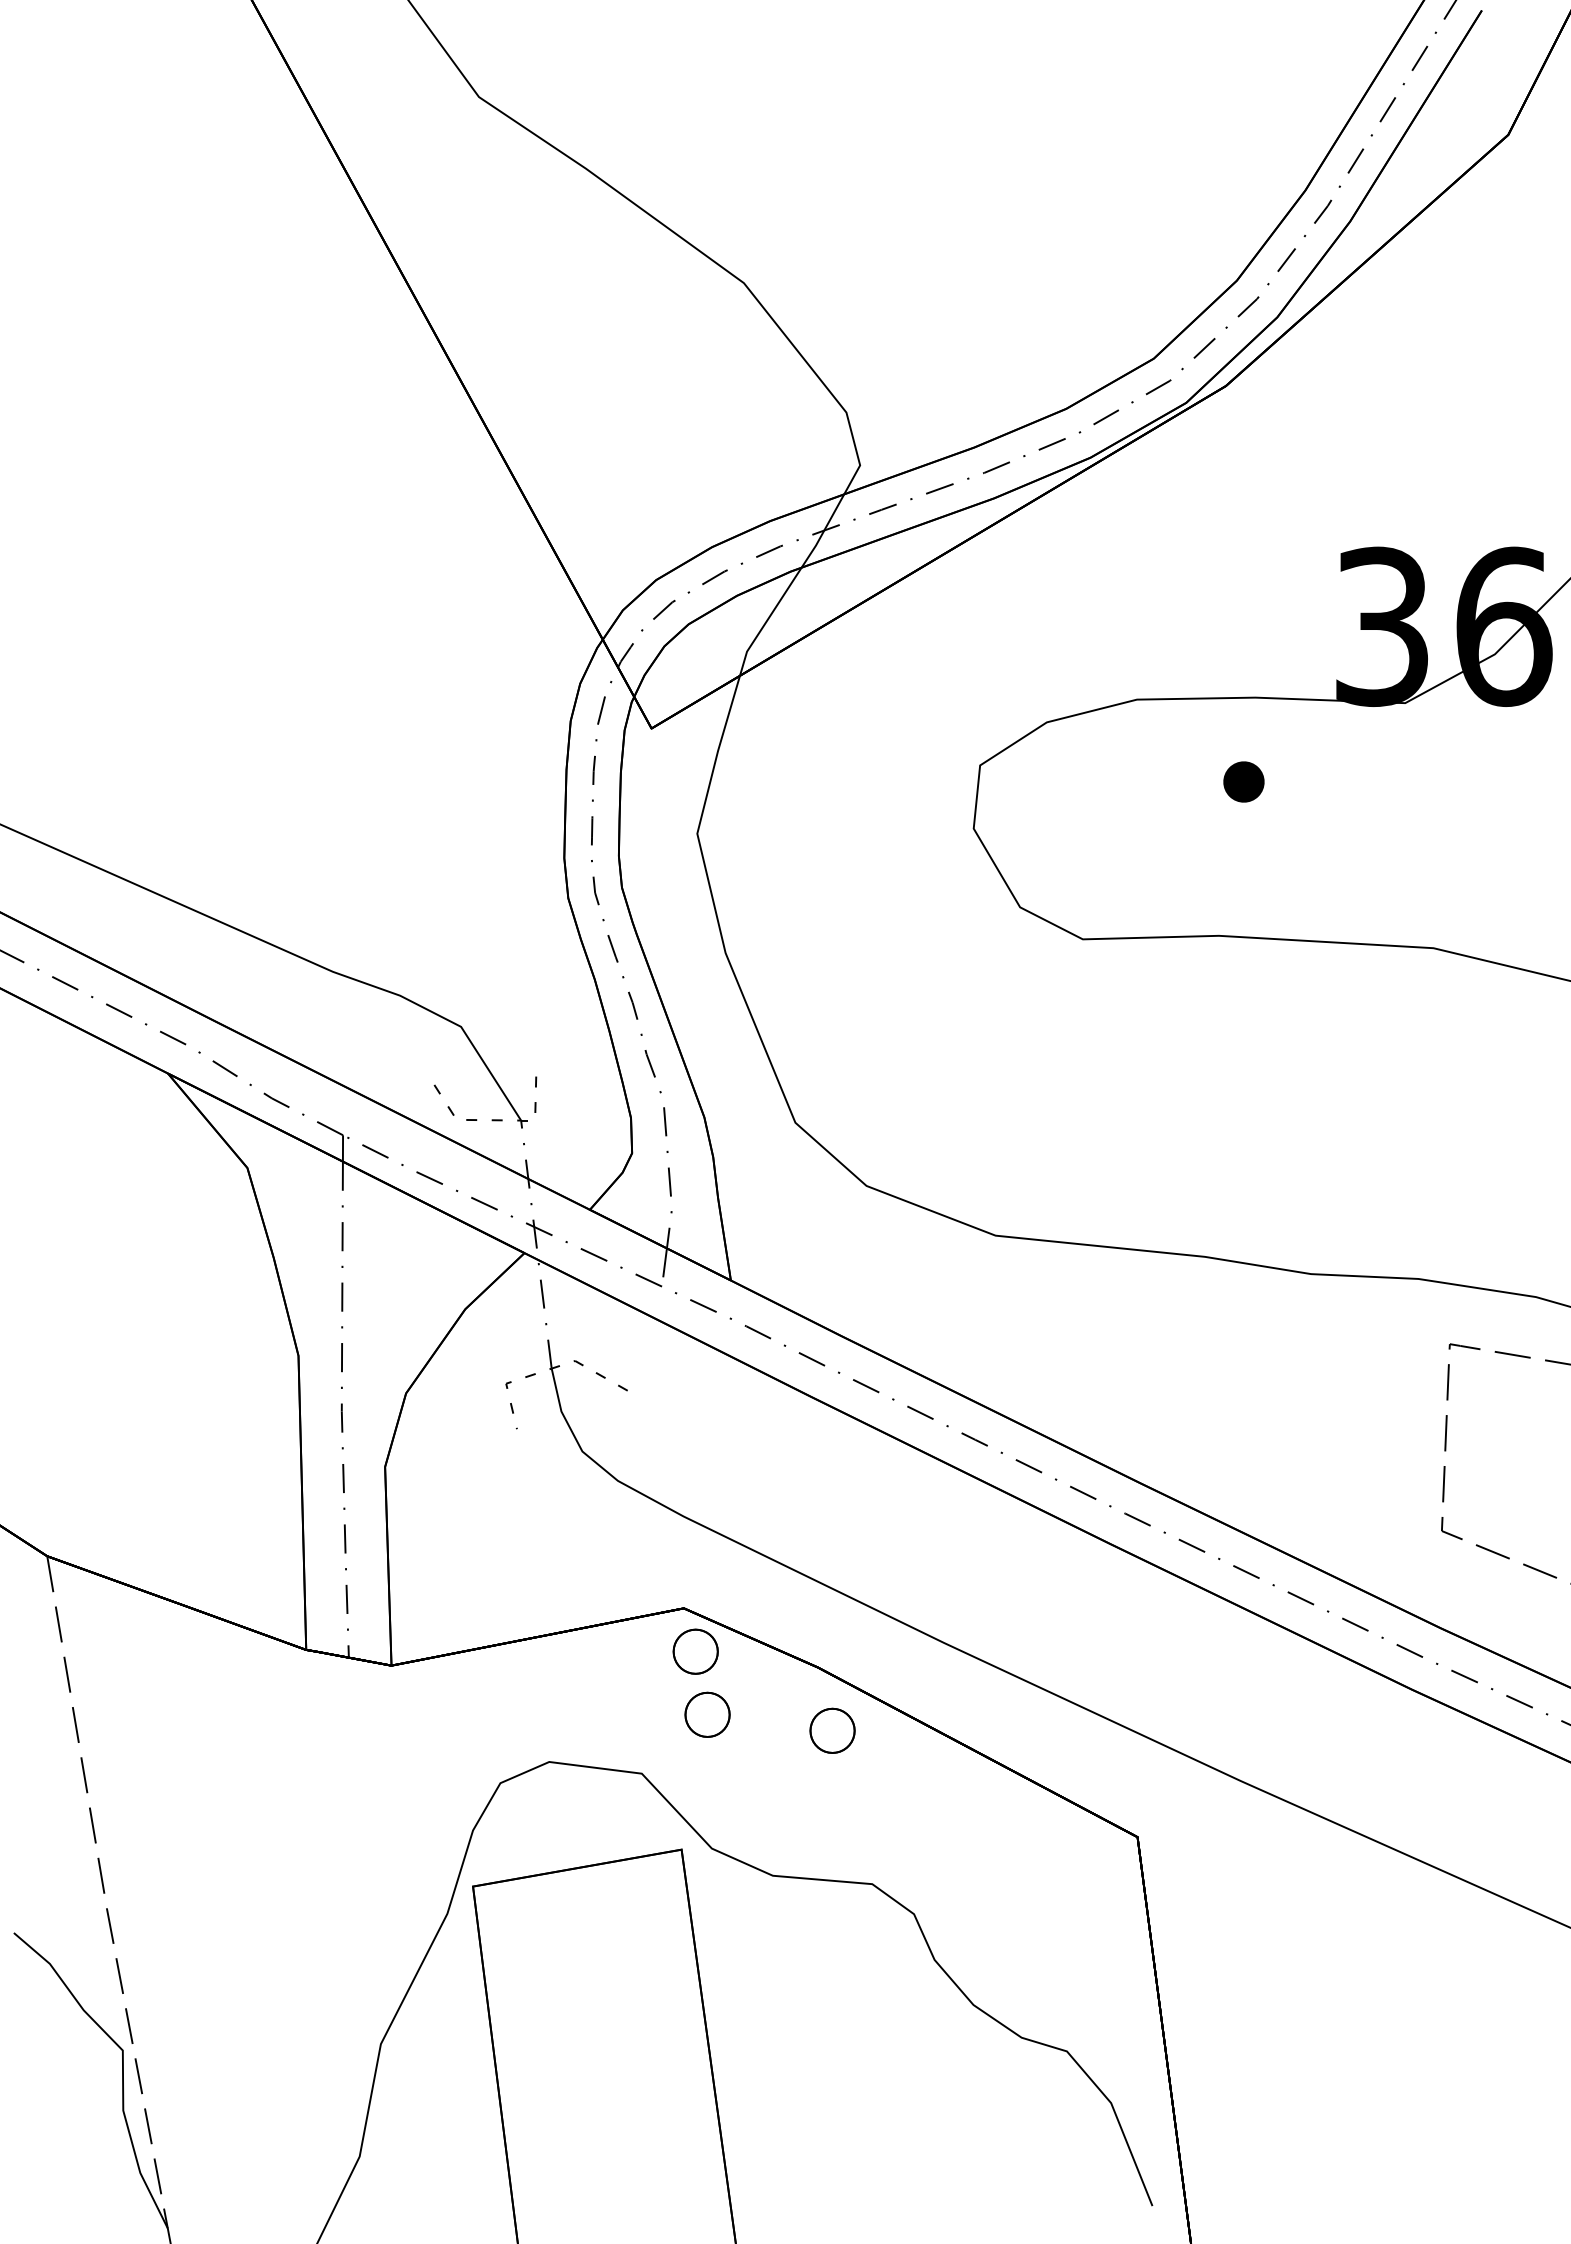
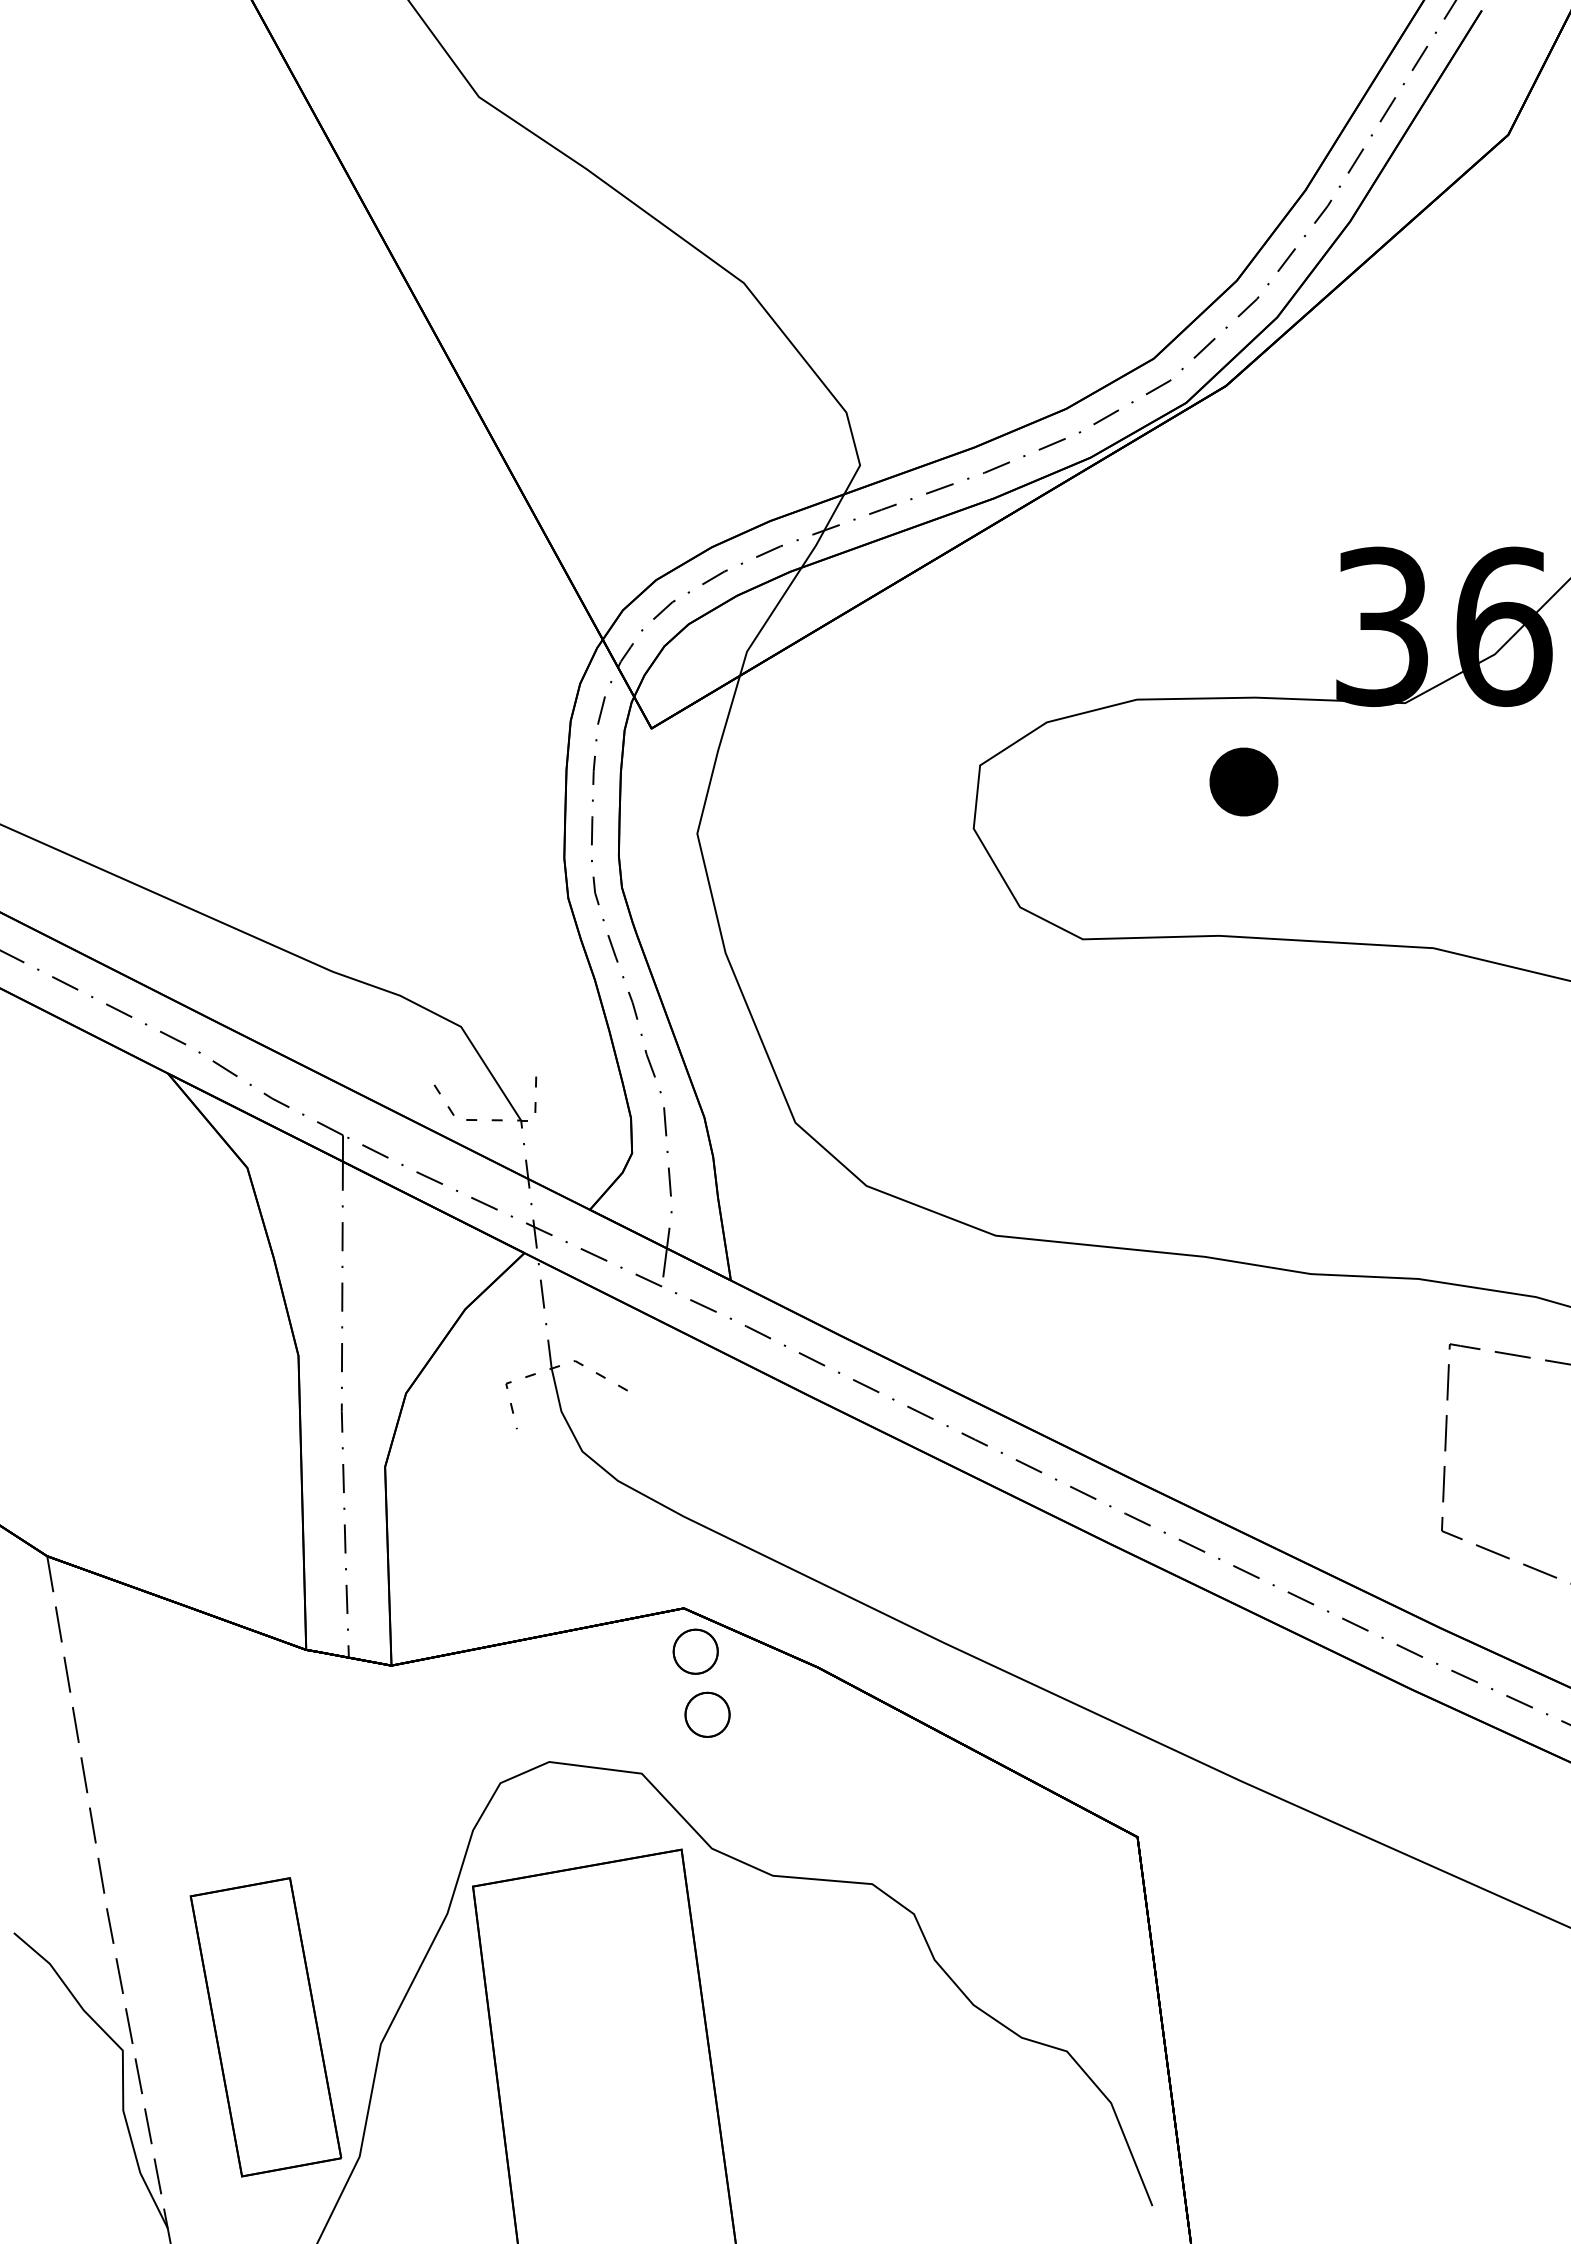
part size: 42x42 px -> 70x70 px (1243, 781)
part: present -> none (832, 1730)
part: none -> present (265, 2027)
